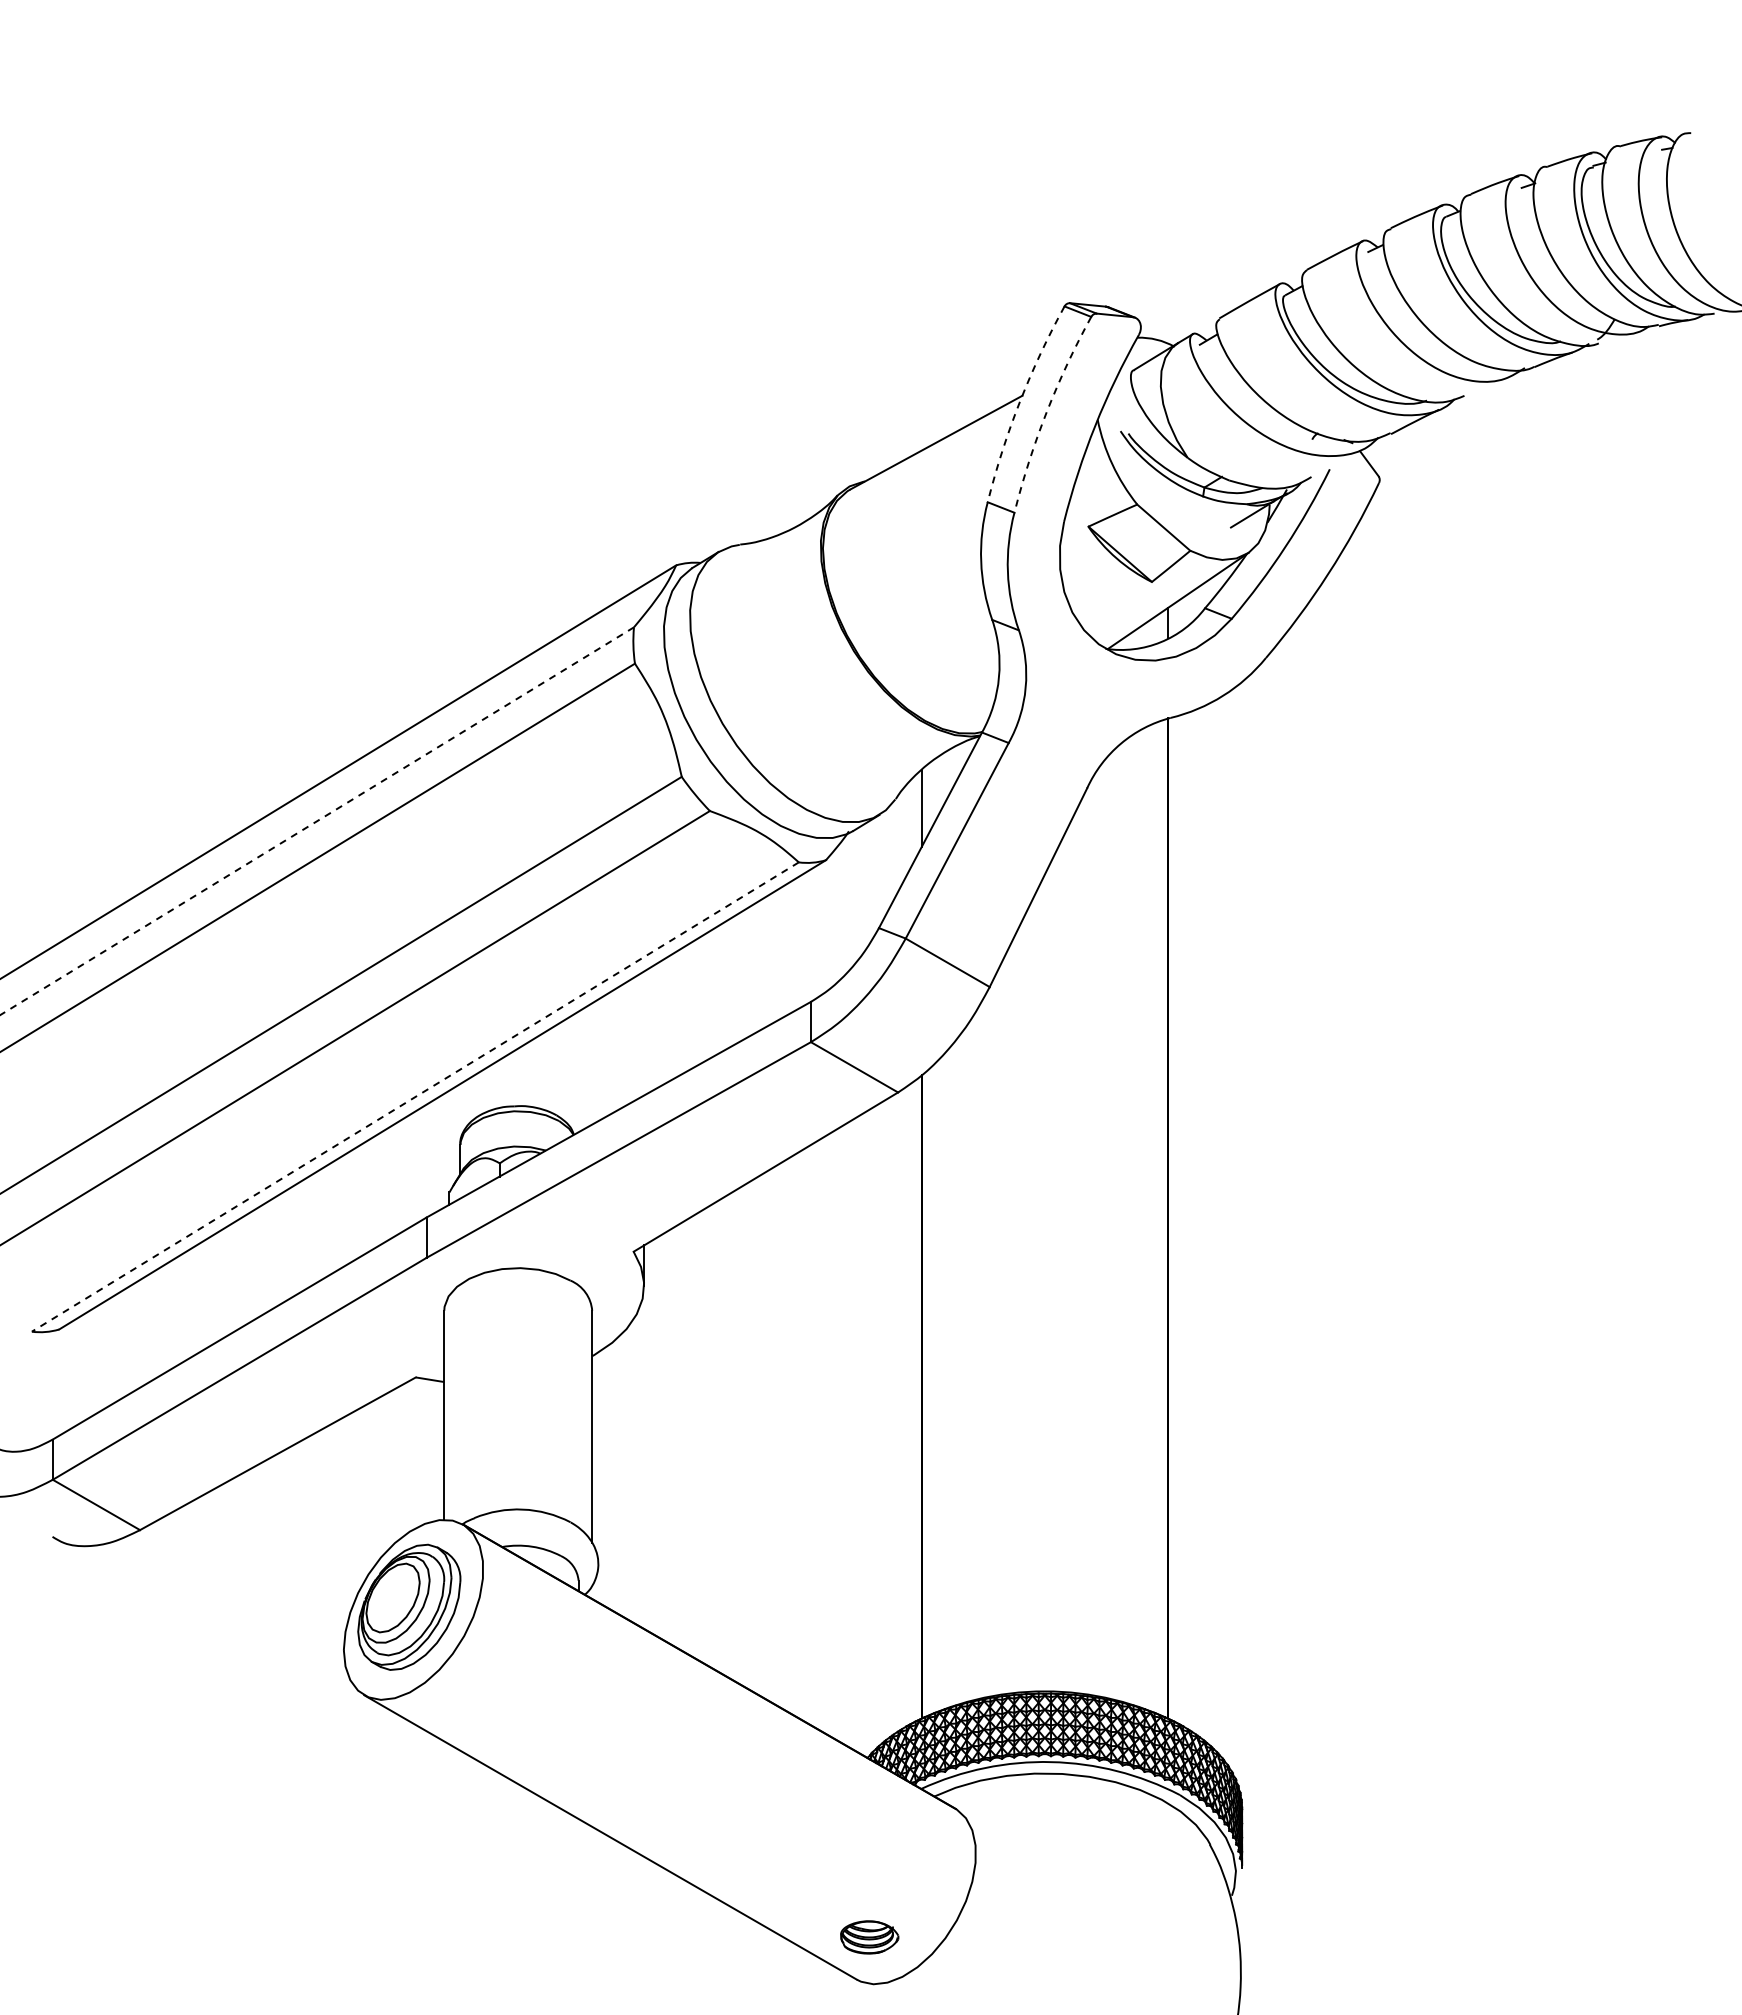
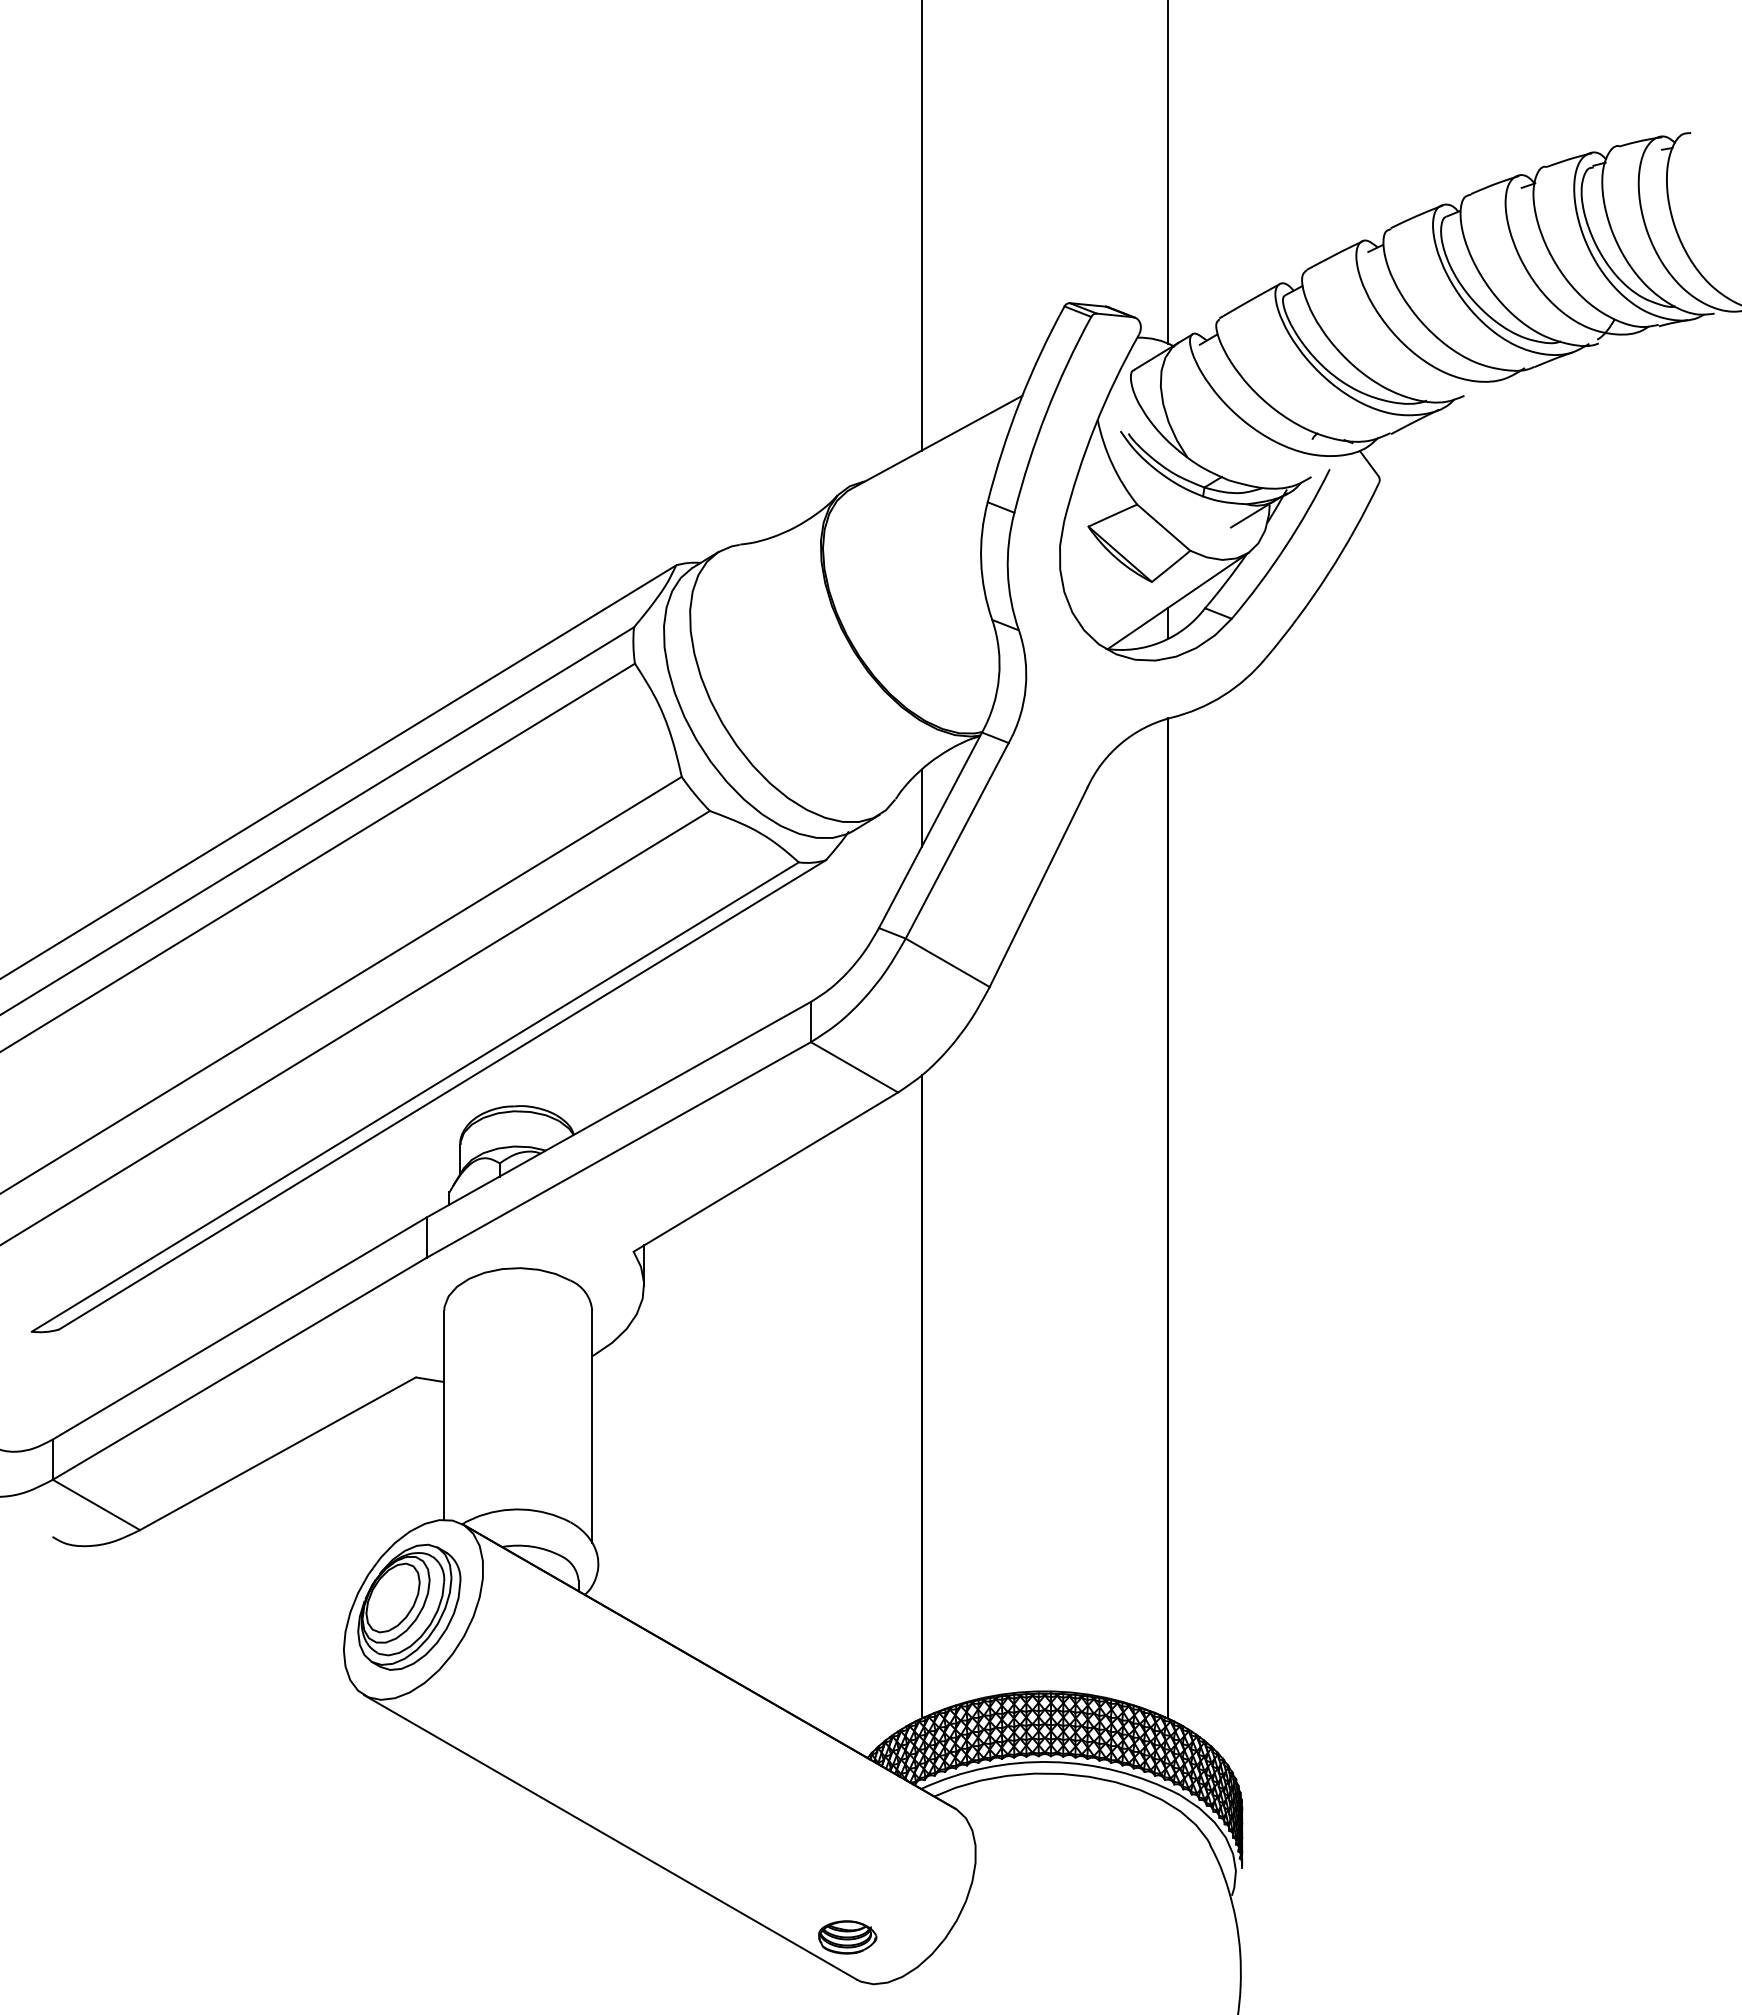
line: none -> present (1168, 172)
line: none -> present (921, 226)
arc: dashed -> solid (1019, 401)
arc: dashed -> solid (1046, 412)
line: dashed -> solid (317, 821)
line: dashed -> solid (415, 1097)
part position: (869, 1937) -> (847, 1937) (847, 1937)
